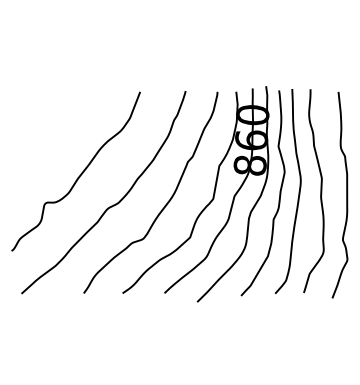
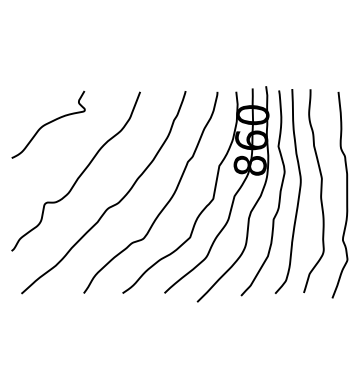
curve: none -> present (48, 124)
